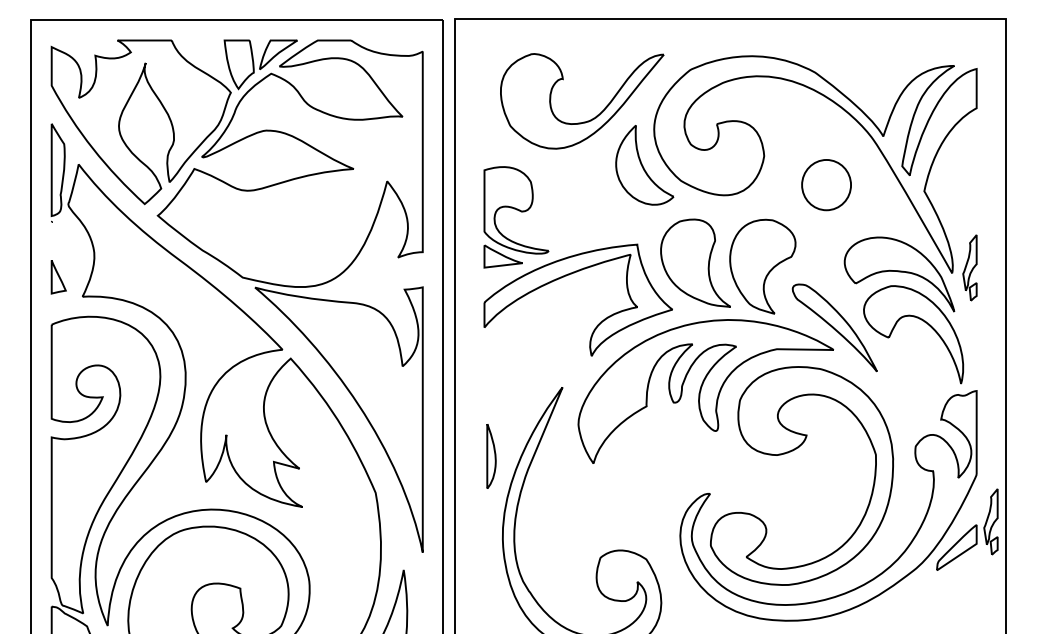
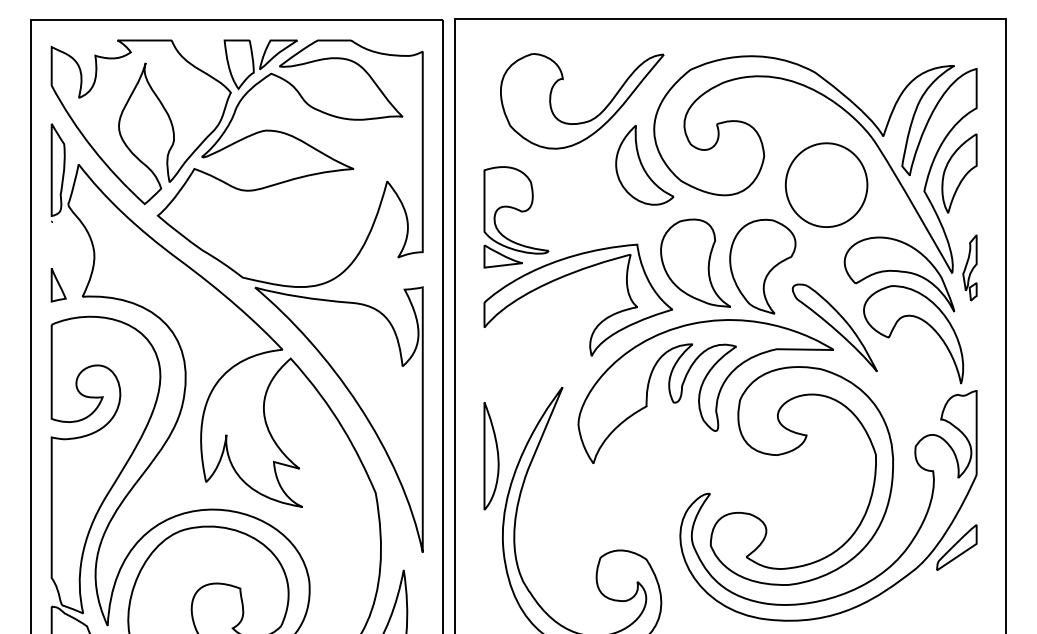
part: none -> present (959, 173)
part size: 51x53 px -> 85x86 px (826, 184)
part position: (58, 277) -> (58, 285) (58, 285)
part size: 11x65 px -> 17x109 px (491, 456)
part: present -> none (990, 521)
